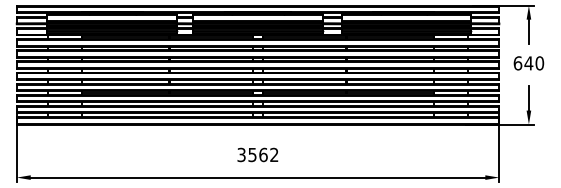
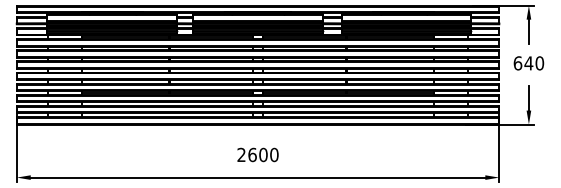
text: 3562 -> 2600 (257, 154)
